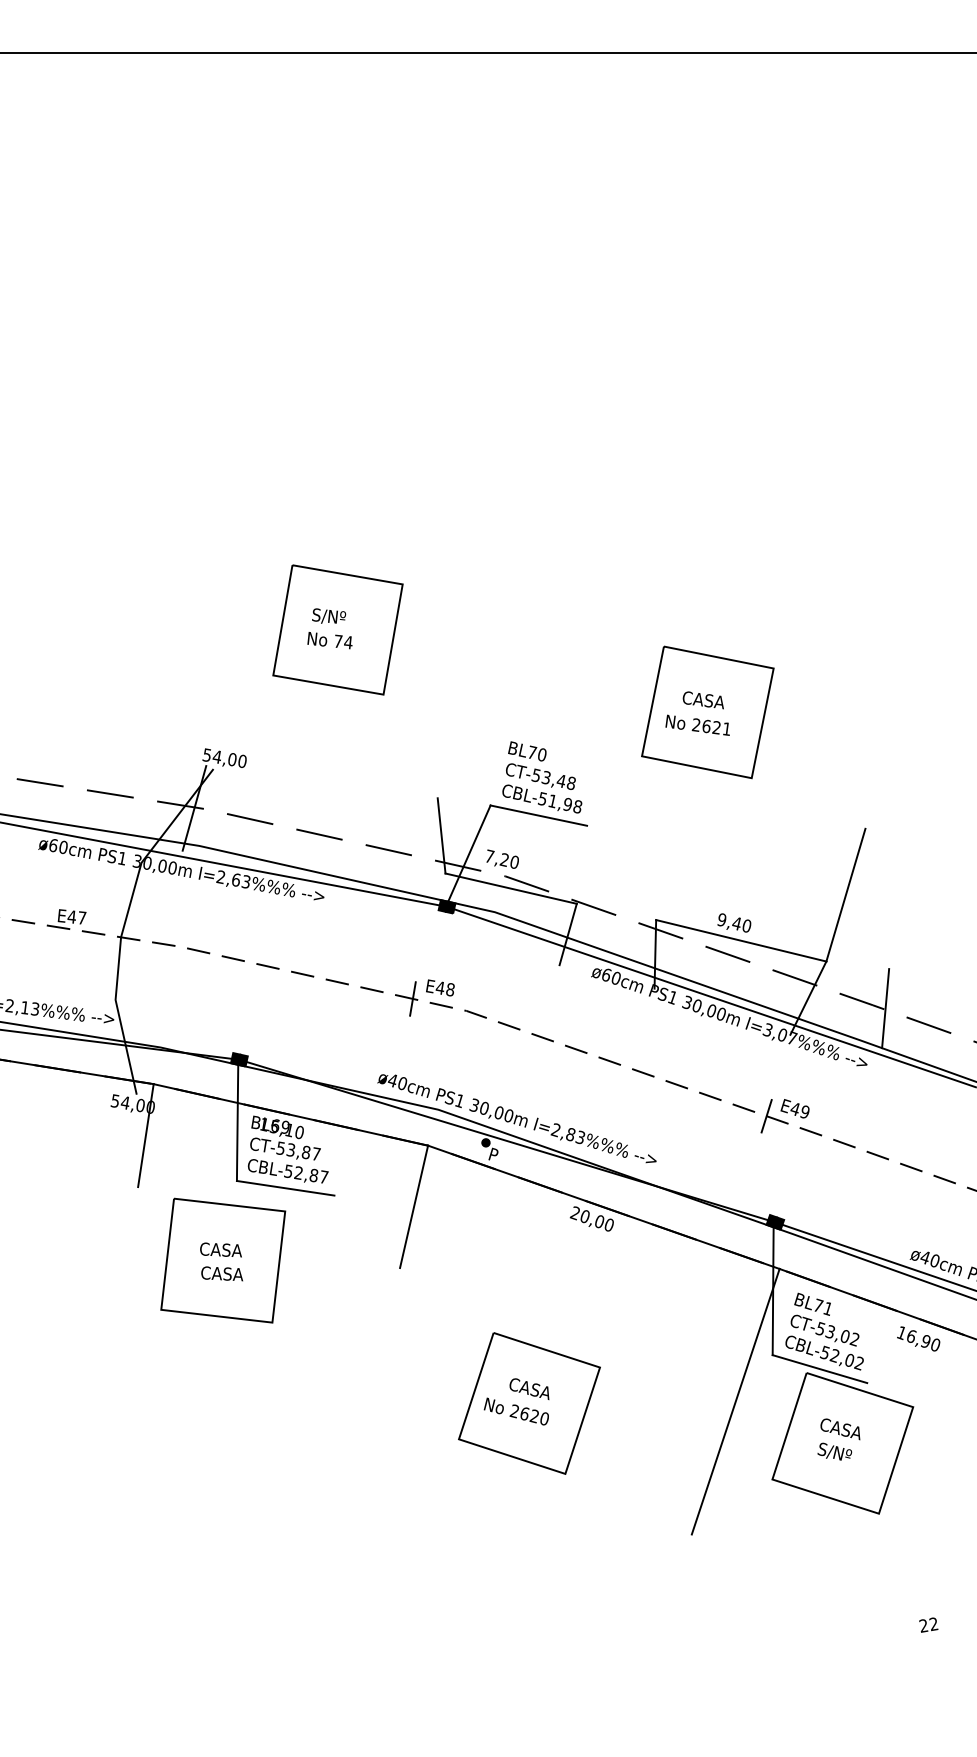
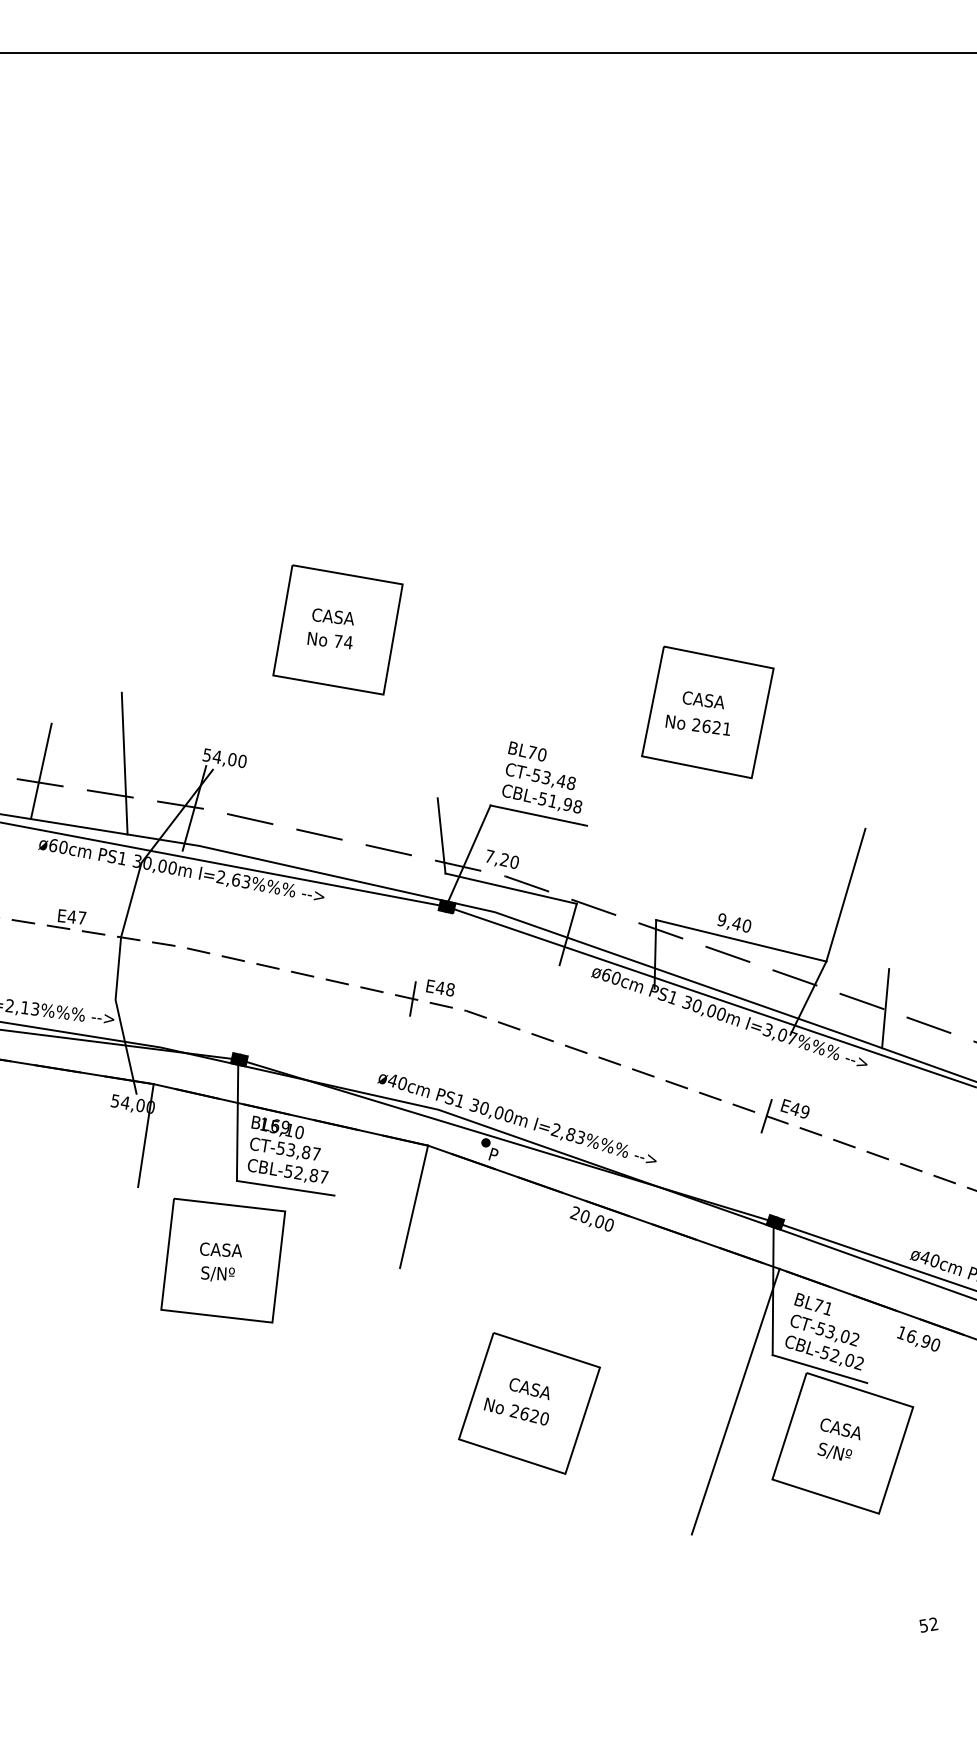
text: S/Nº -> CASA (332, 616)
line: none -> present (124, 763)
line: none -> present (41, 770)
text: CASA -> S/Nº (222, 1273)
text: 22 -> 52 (923, 1625)
